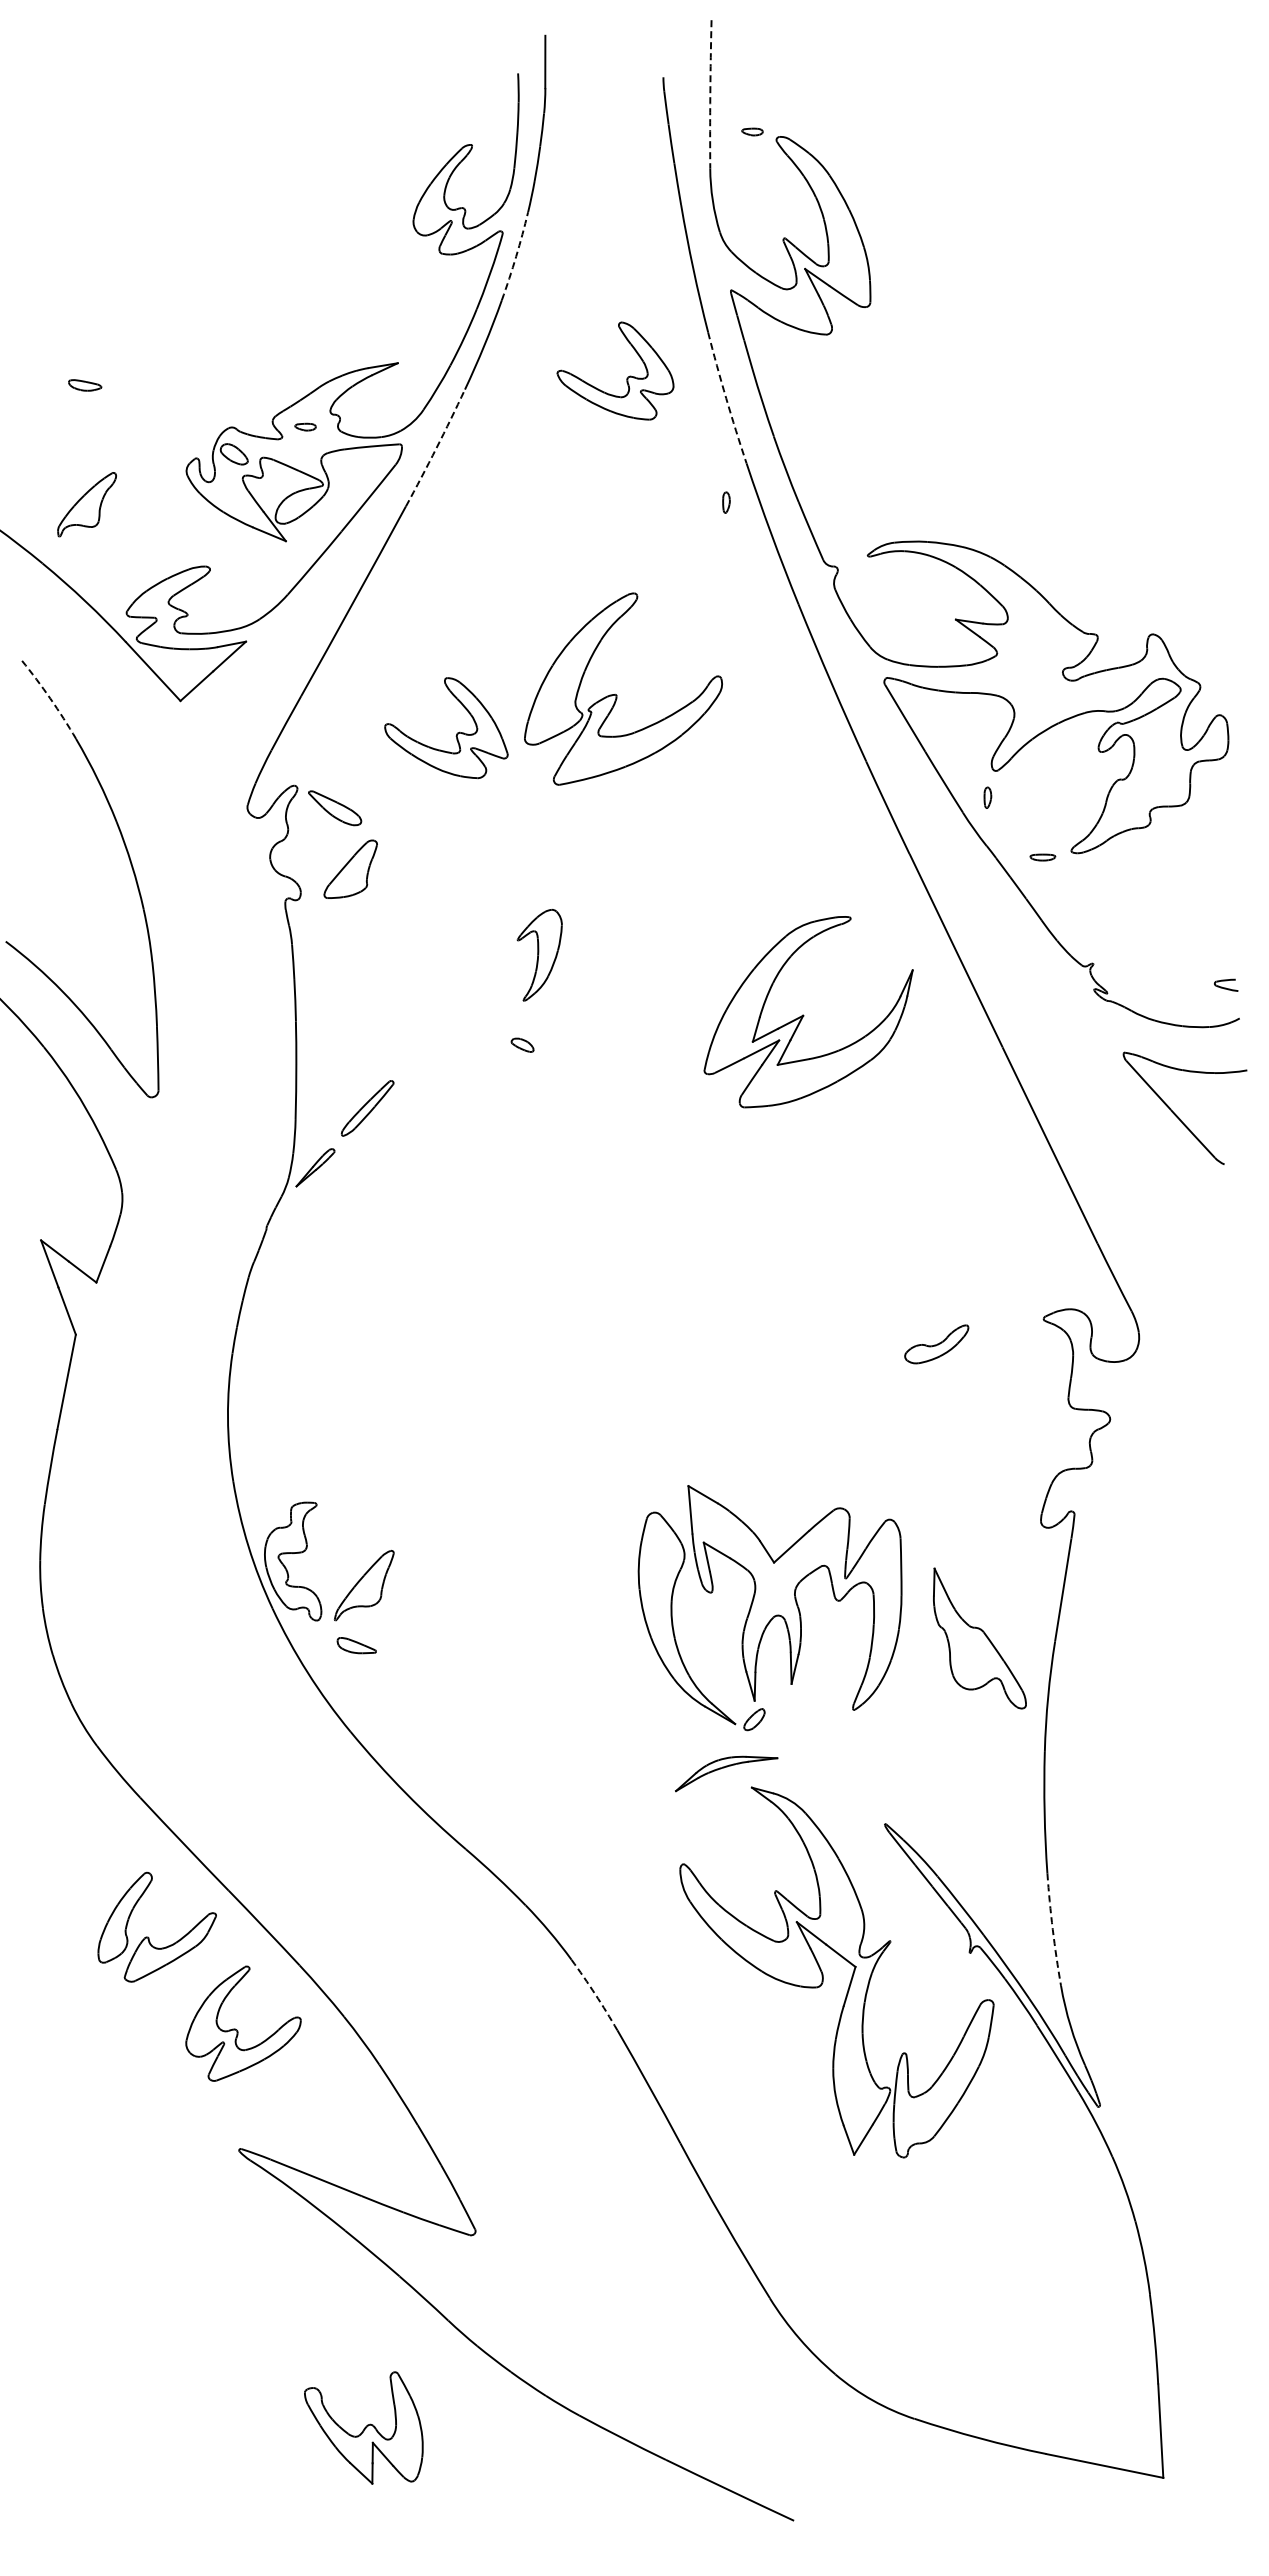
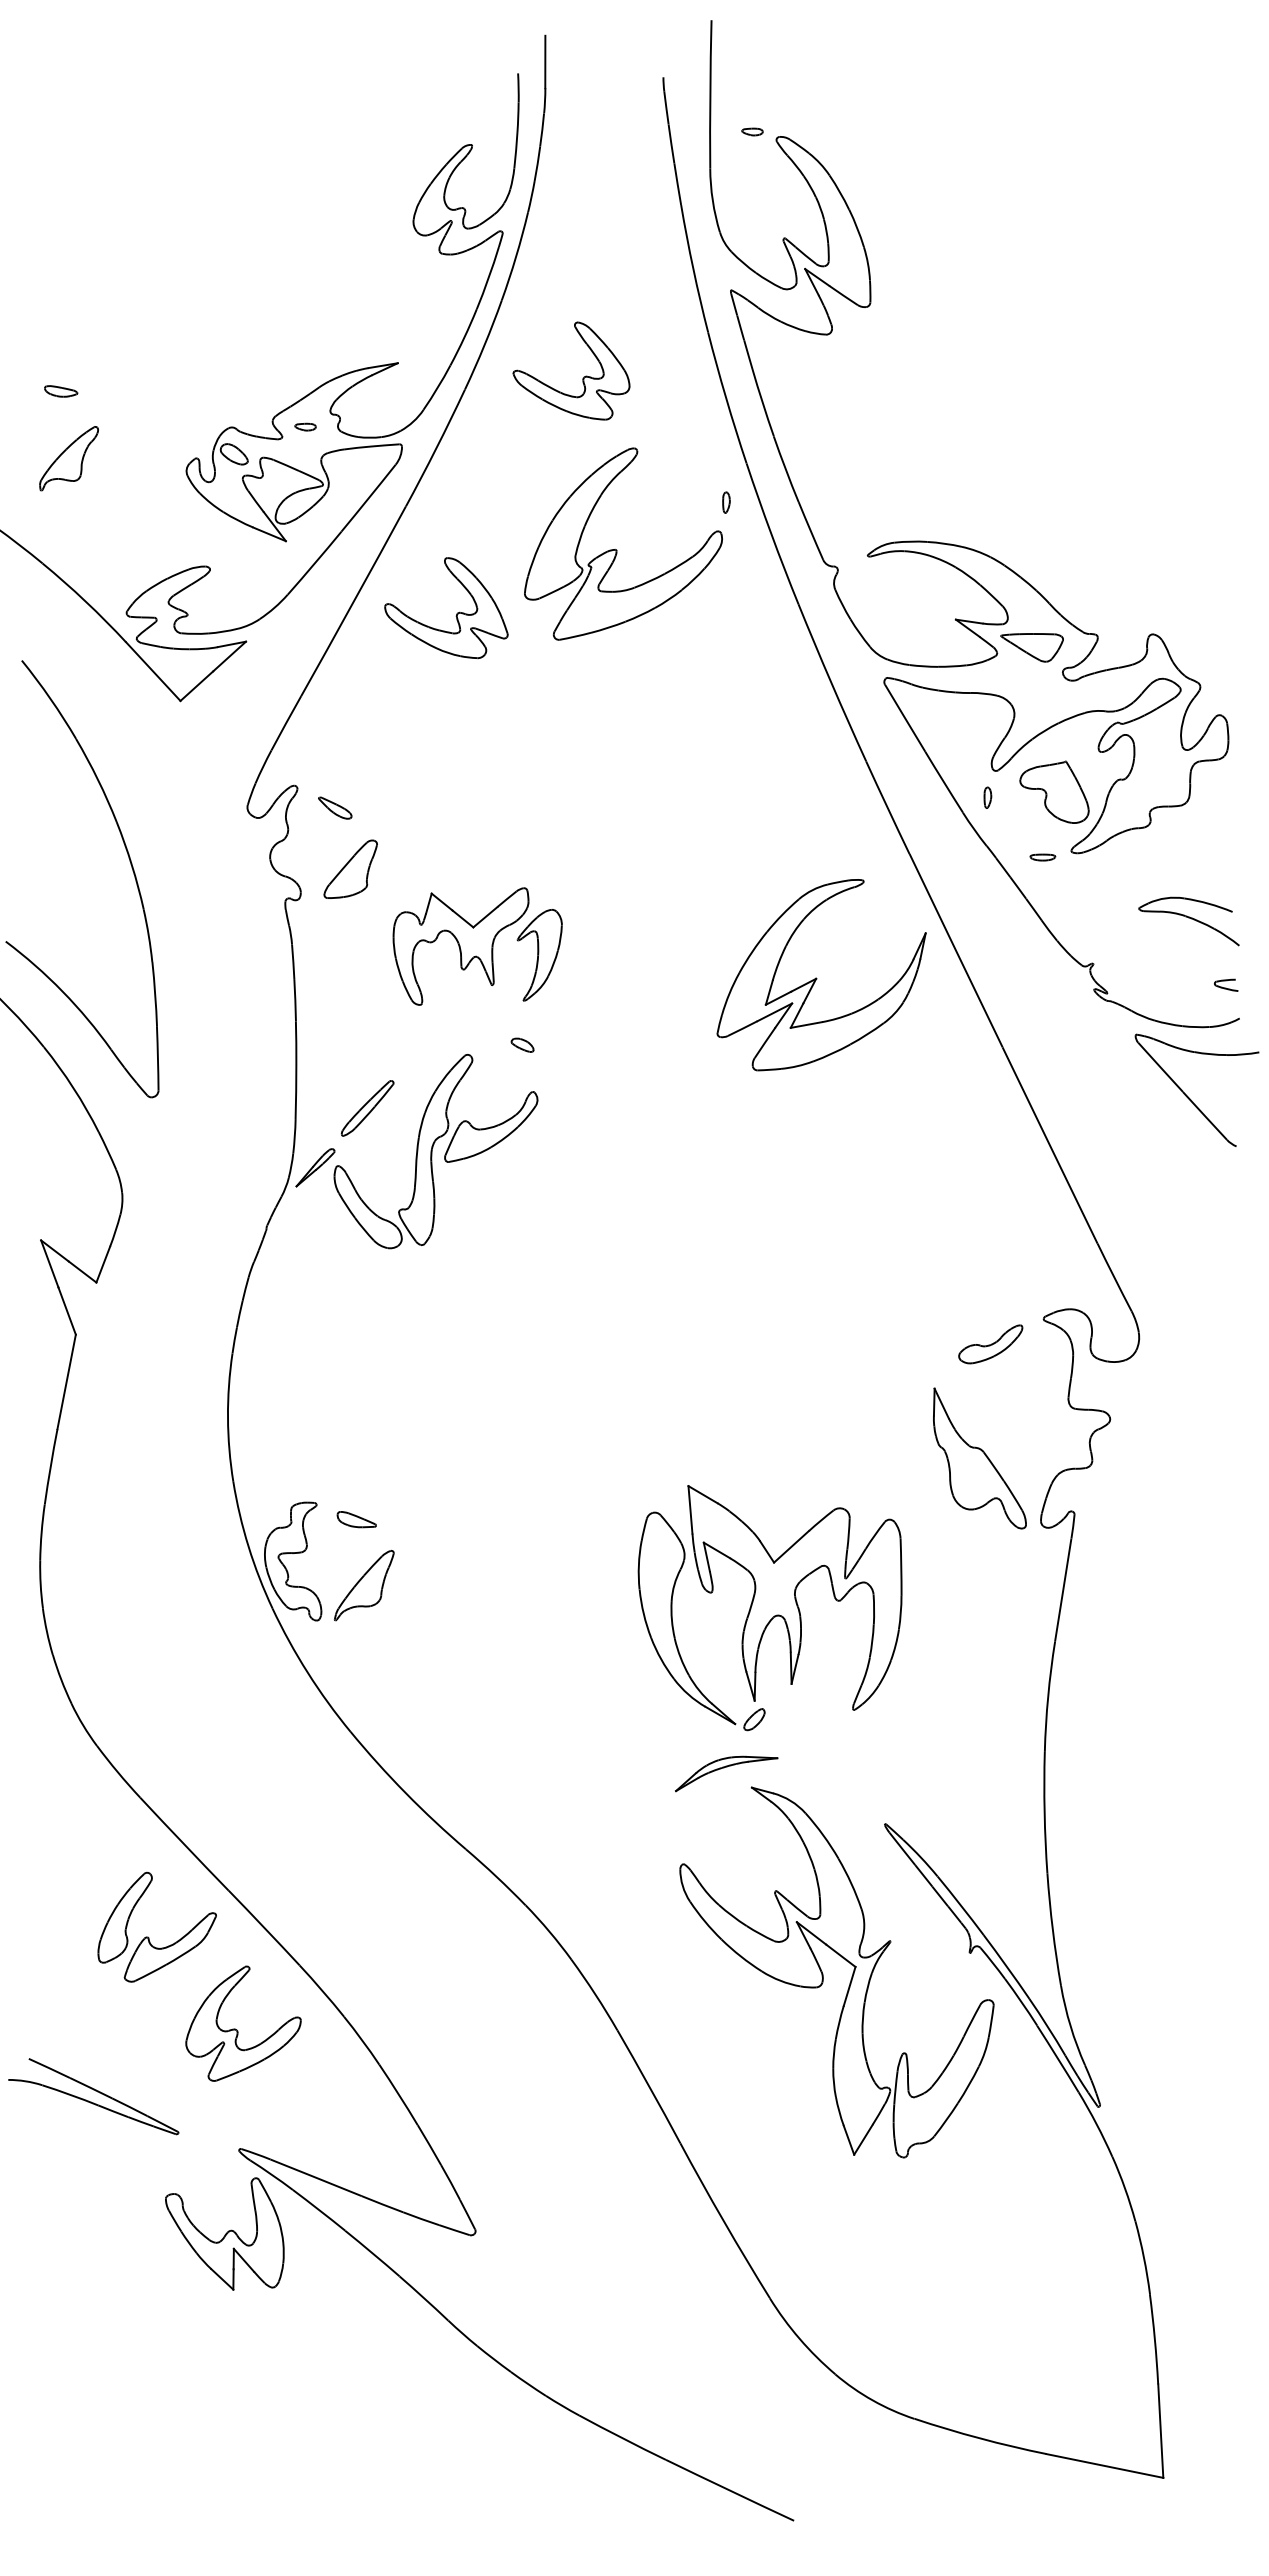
arc: dashed -> solid (710, 94)
arc: dashed -> solid (516, 256)
part position: (626, 378) -> (582, 378) (582, 378)
part position: (85, 385) -> (61, 391) (61, 391)
arc: dashed -> solid (726, 398)
arc: dashed -> solid (436, 448)
part position: (86, 504) -> (68, 458) (68, 458)
part: none -> present (1031, 647)
part position: (616, 694) -> (616, 549) (616, 549)
arc: dashed -> solid (50, 698)
part position: (456, 733) -> (456, 613) (456, 613)
part: none -> present (1054, 791)
part size: 55x37 px -> 35x24 px (335, 807)
part: none -> present (1188, 921)
part: none -> present (460, 946)
part position: (808, 1012) -> (821, 975) (821, 975)
part position: (1176, 1114) -> (1188, 1096) (1188, 1096)
part: none -> present (435, 1151)
part position: (936, 1344) -> (990, 1344) (990, 1344)
part position: (979, 1638) -> (979, 1458) (979, 1458)
part position: (356, 1645) -> (356, 1519) (356, 1519)
arc: dashed -> solid (1052, 1929)
arc: dashed -> solid (595, 1994)
part: none -> present (93, 2096)
part position: (363, 2427) -> (224, 2233) (224, 2233)
